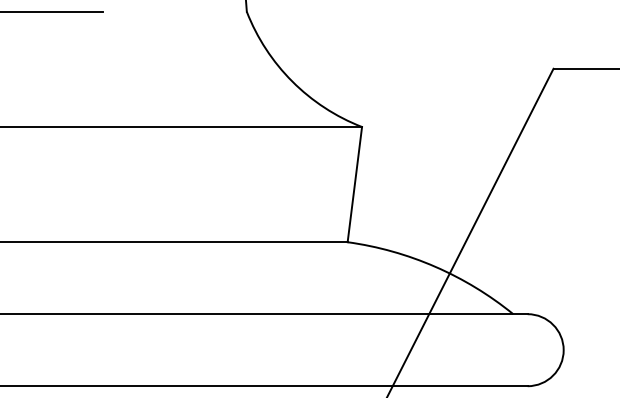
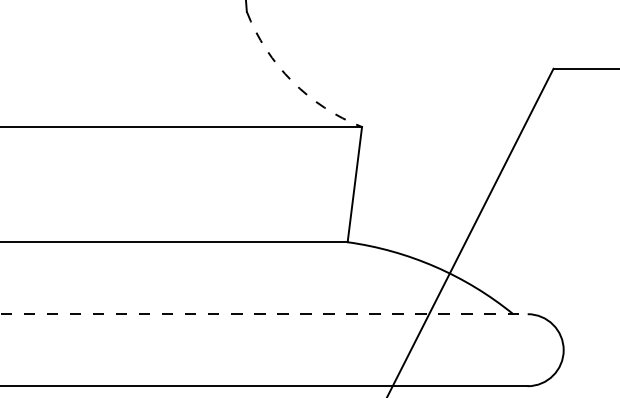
line: present -> none (52, 11)
arc: solid -> dashed (292, 81)
line: solid -> dashed (264, 314)
